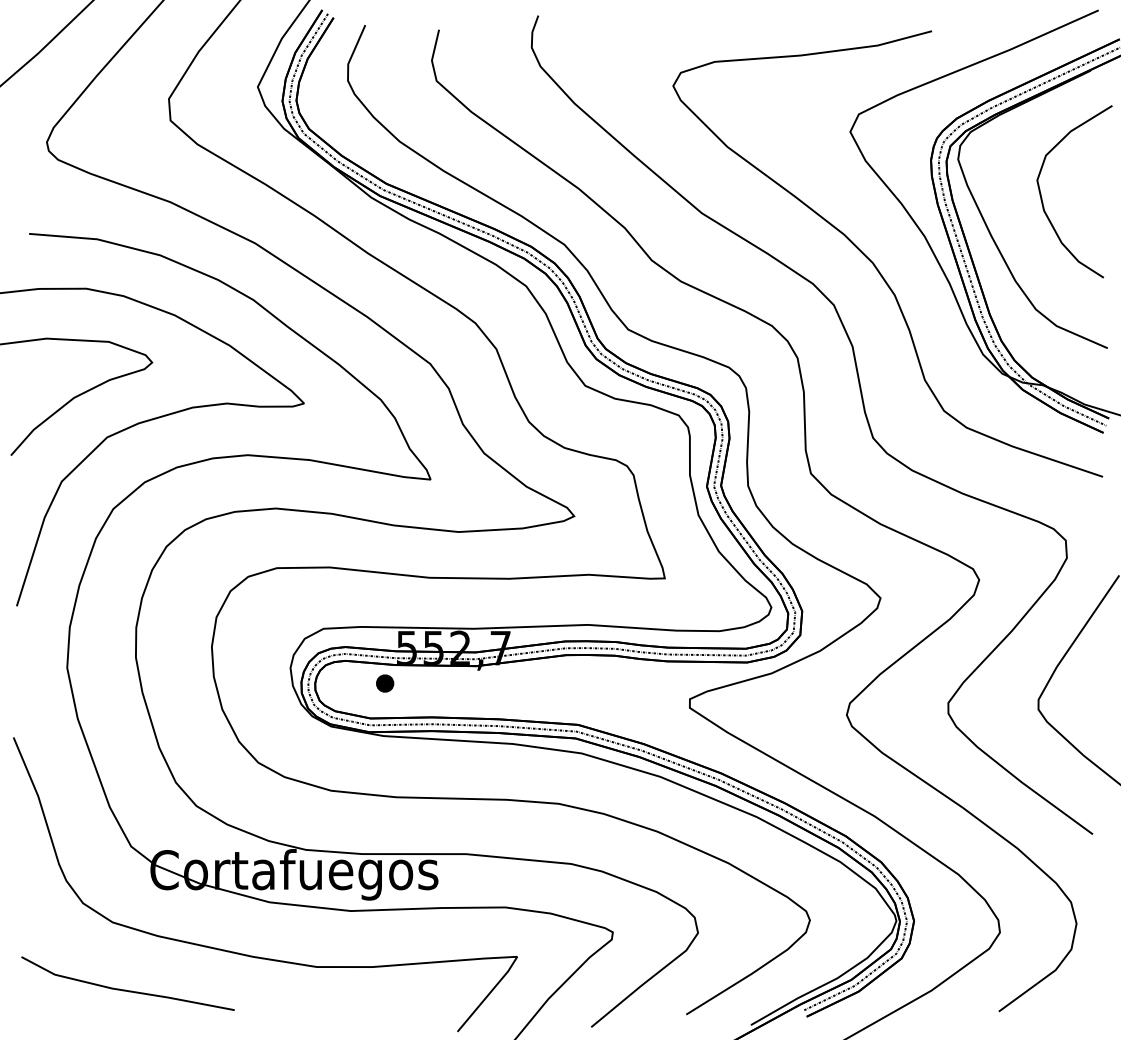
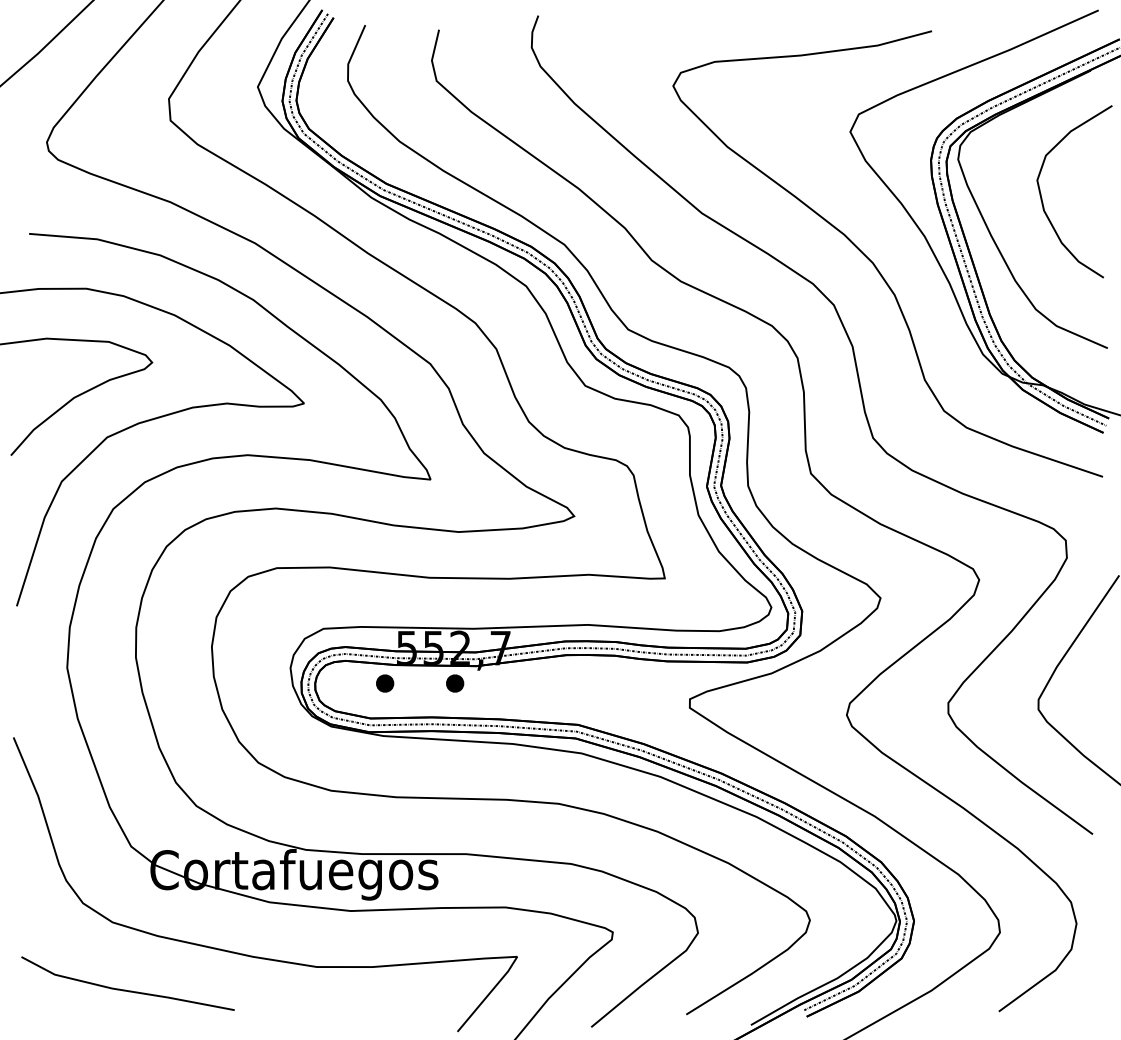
part: none -> present (455, 683)
